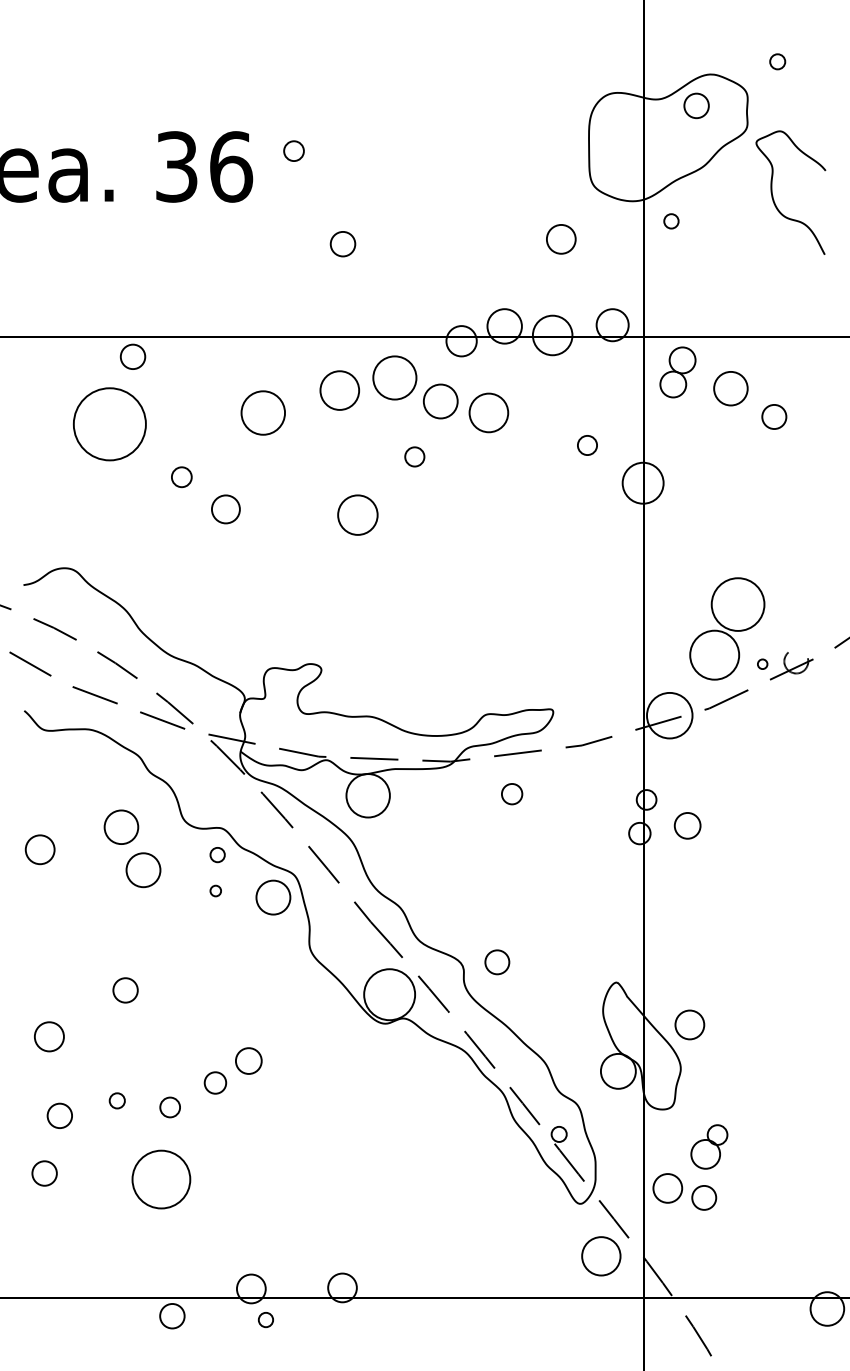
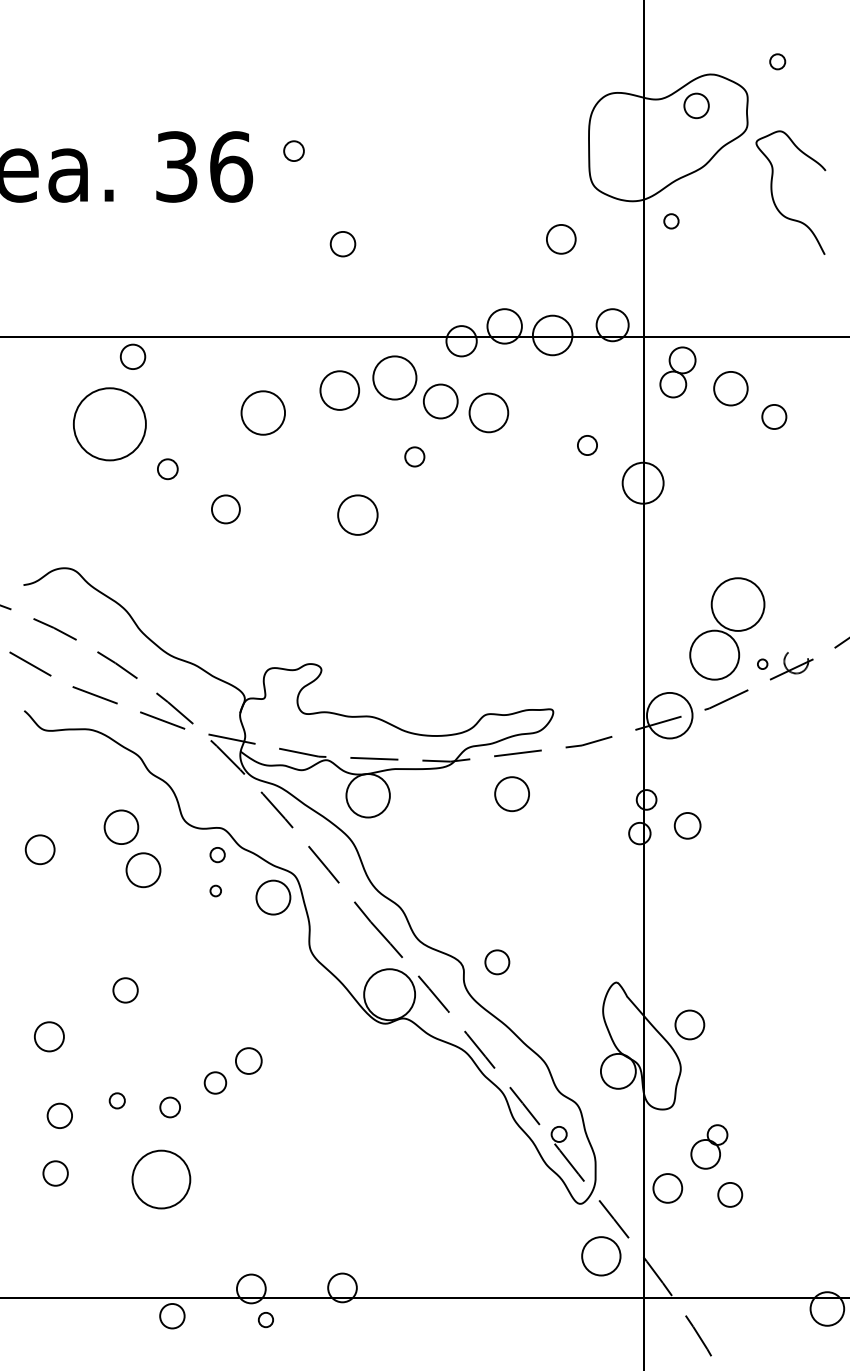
circle position: (181, 477) -> (167, 469) (167, 469)
circle diameter: 20 px -> 34 px (512, 794)
circle position: (44, 1173) -> (55, 1173) (55, 1173)
circle position: (704, 1197) -> (730, 1194) (730, 1194)
